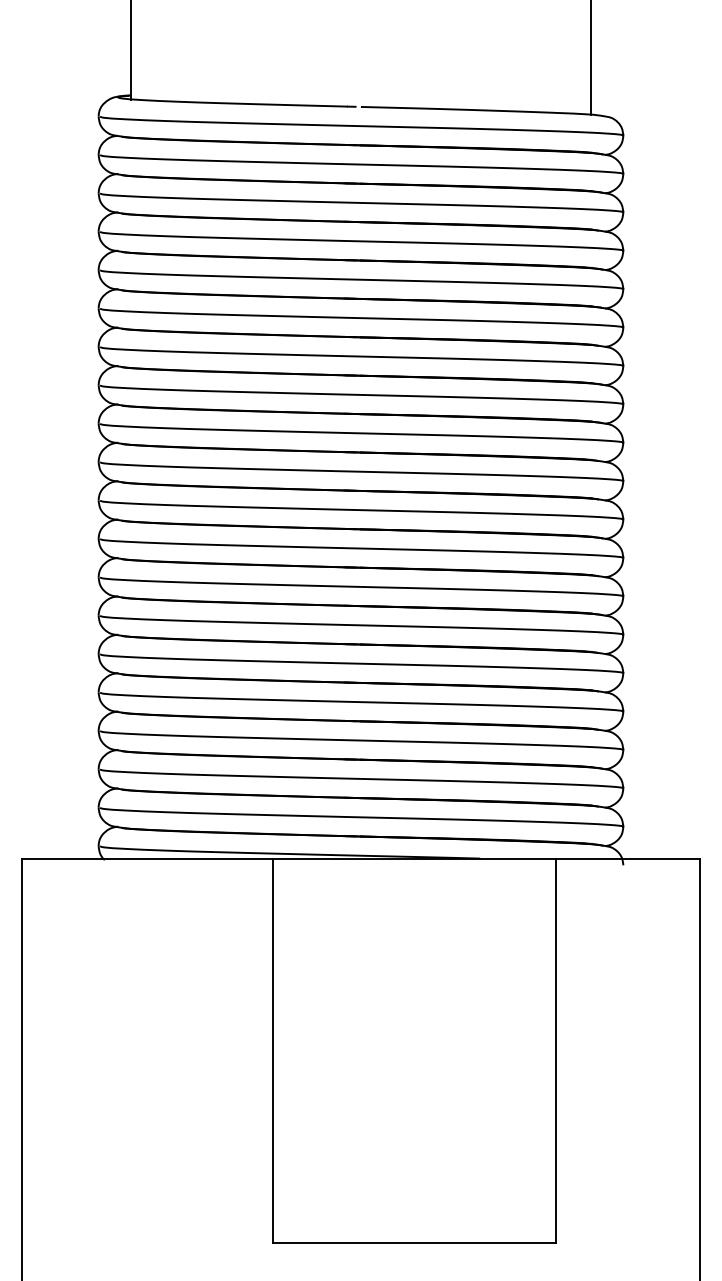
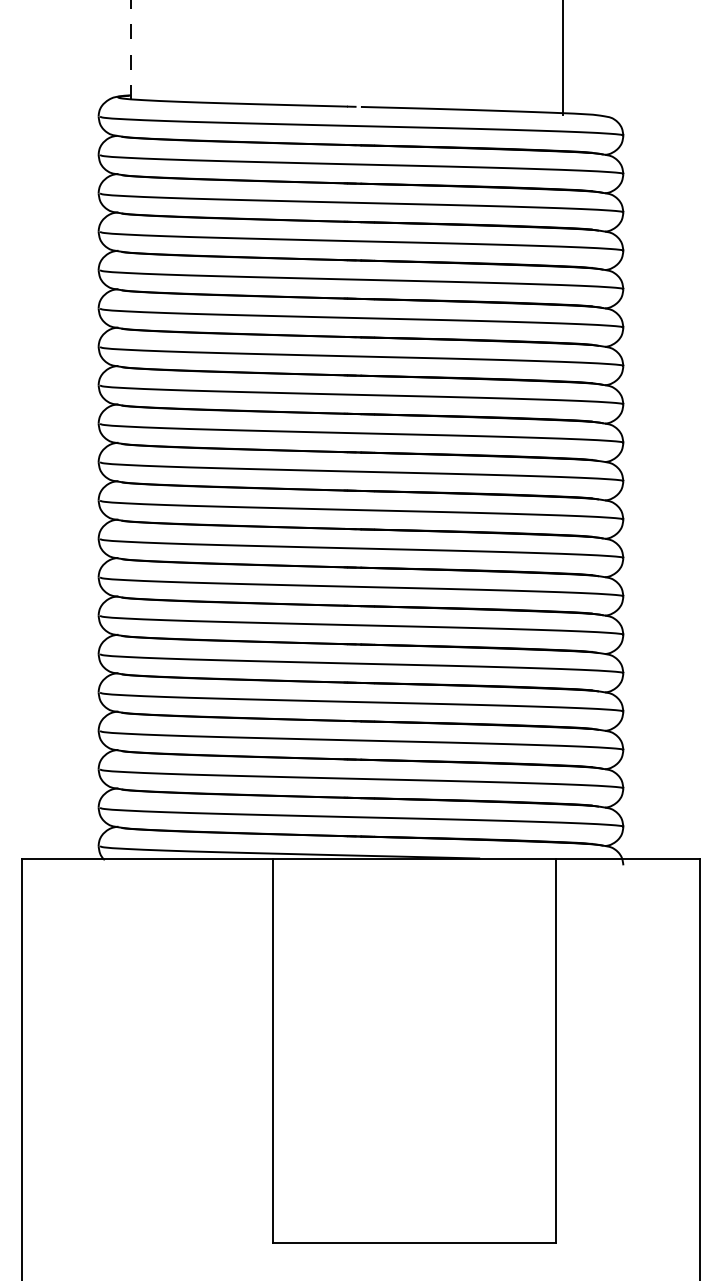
line: solid -> dashed (130, 50)
line position: (591, 58) -> (563, 58) (563, 58)
